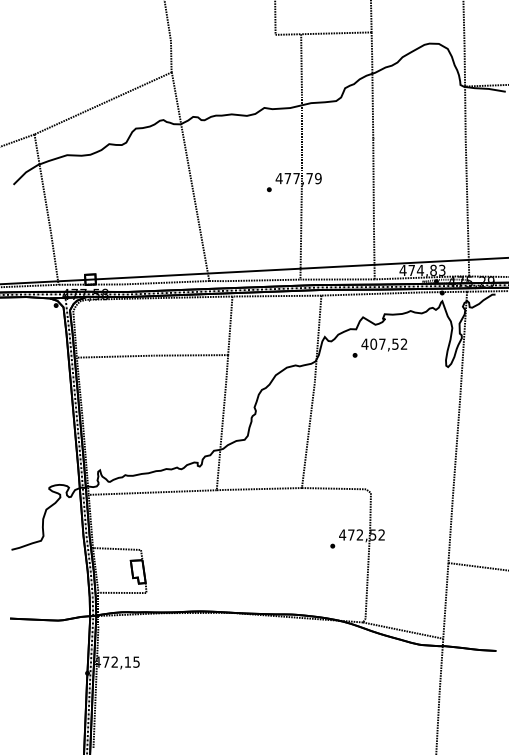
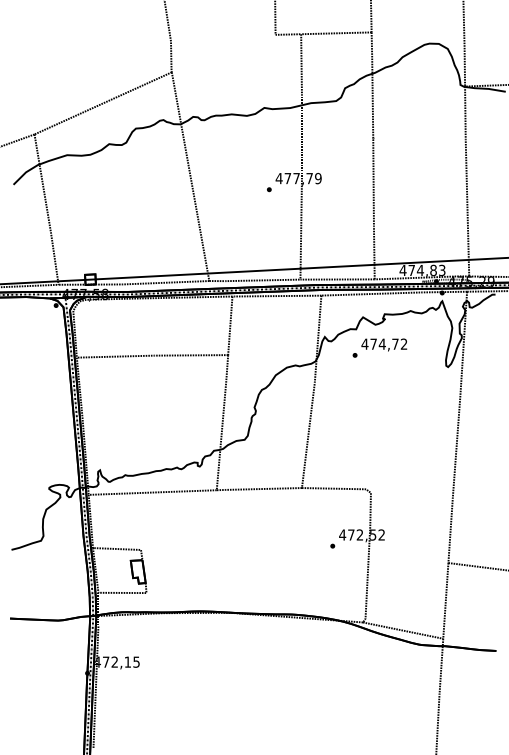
text: 407,52 -> 474,72 (384, 343)
